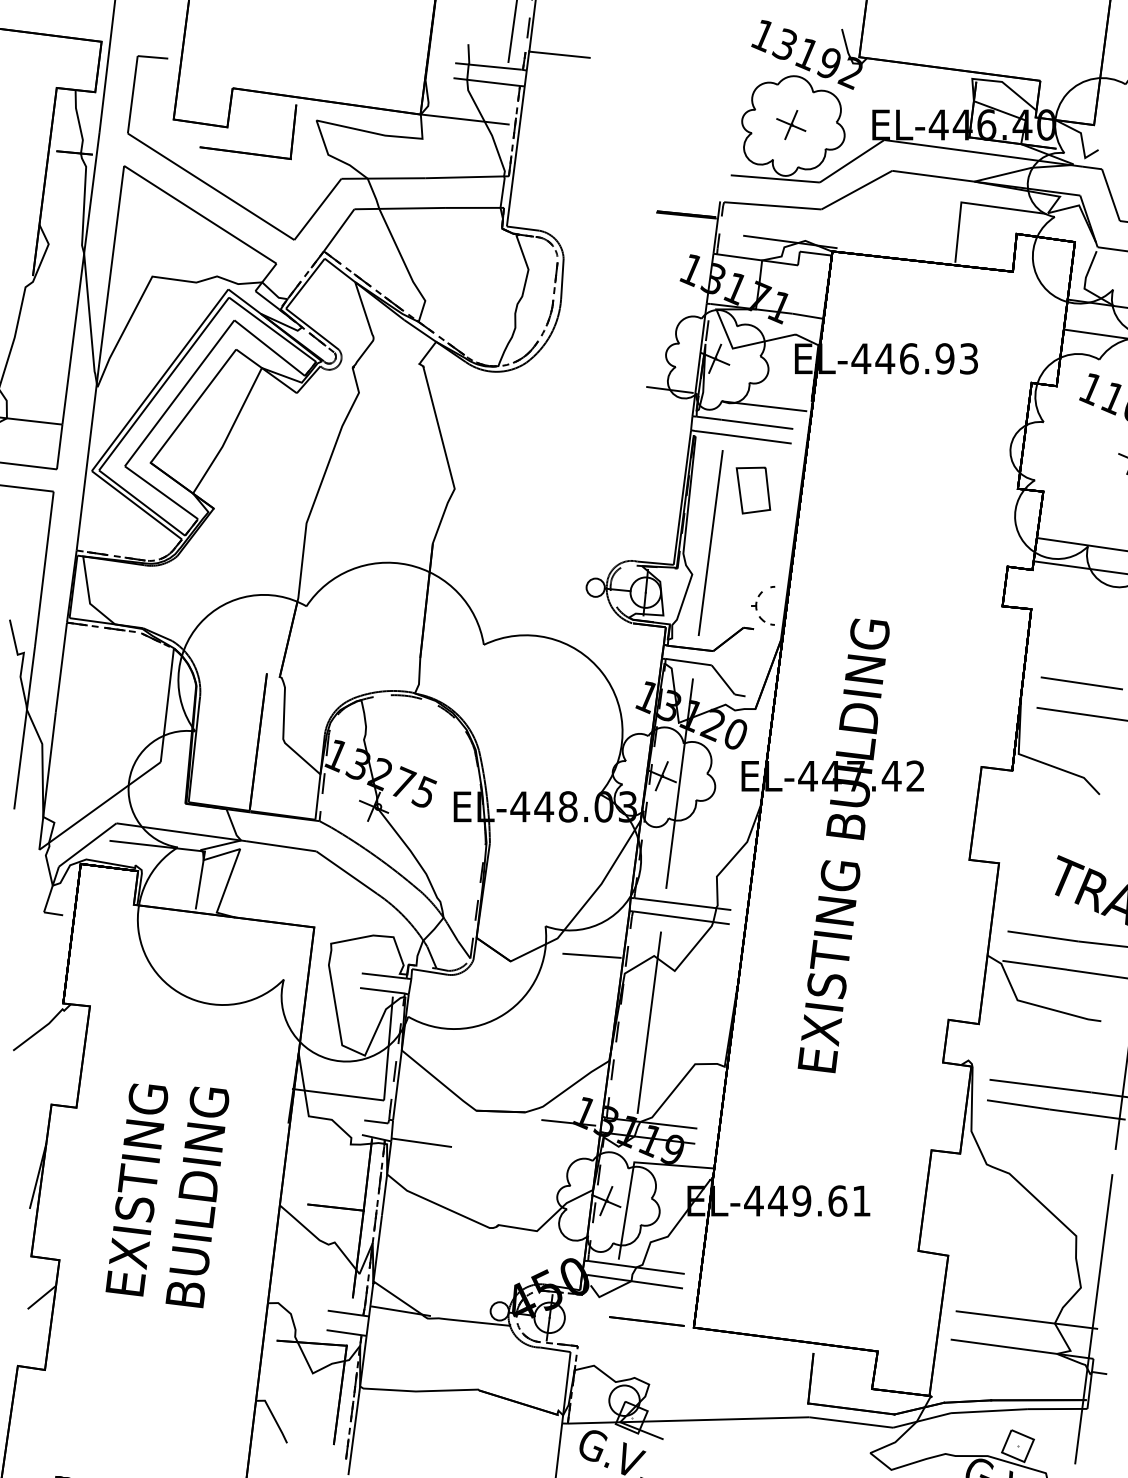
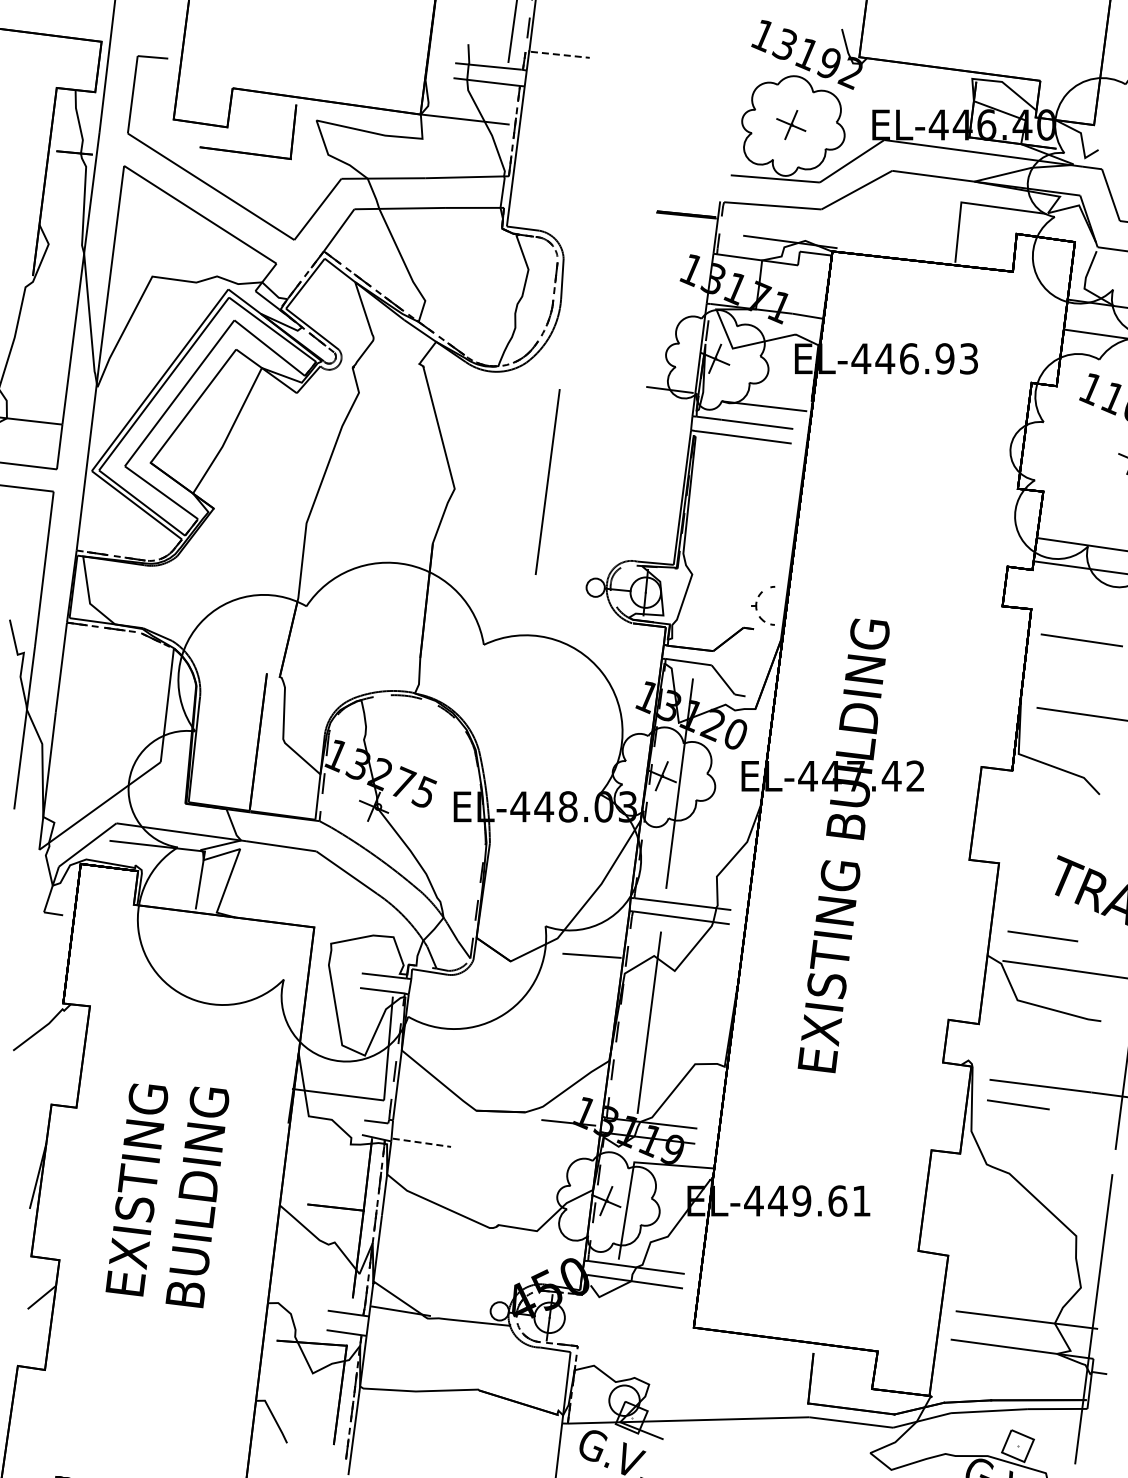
line: solid -> dashed (560, 54)
part: present -> none (753, 490)
line position: (710, 542) -> (547, 481) (547, 481)
line position: (1081, 683) -> (1081, 640) (1081, 640)
line: present -> none (1101, 943)
line: present -> none (1086, 1114)
line: solid -> dashed (422, 1142)
line: present -> none (646, 1321)
